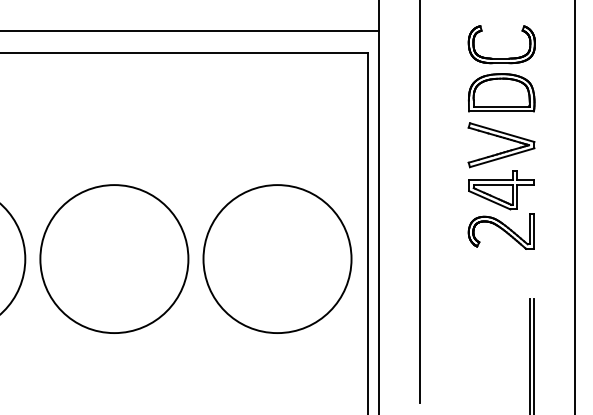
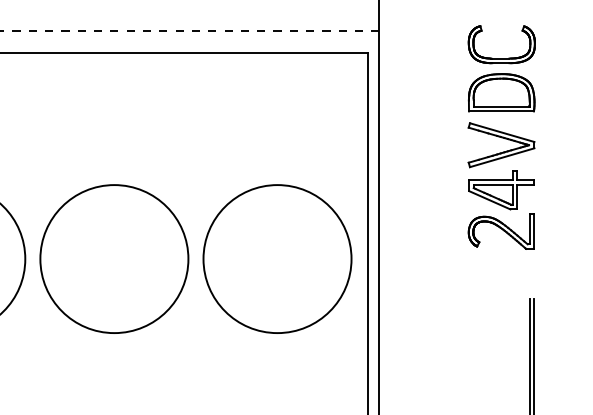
line: solid -> dashed (189, 30)
line: present -> none (420, 202)
line: present -> none (575, 206)
